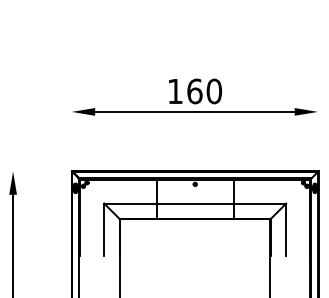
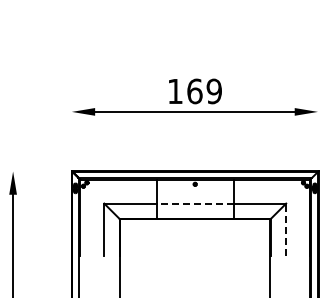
text: 160 -> 169 (214, 91)
line: solid -> dashed (194, 203)
line: solid -> dashed (286, 229)
